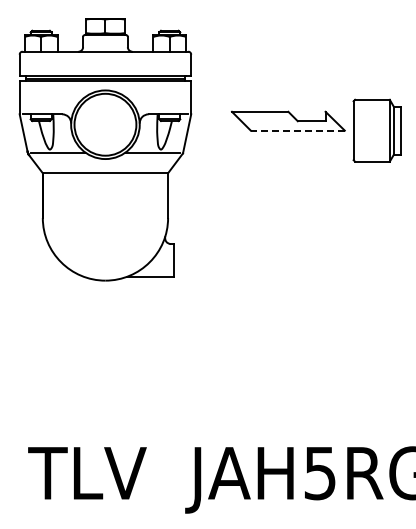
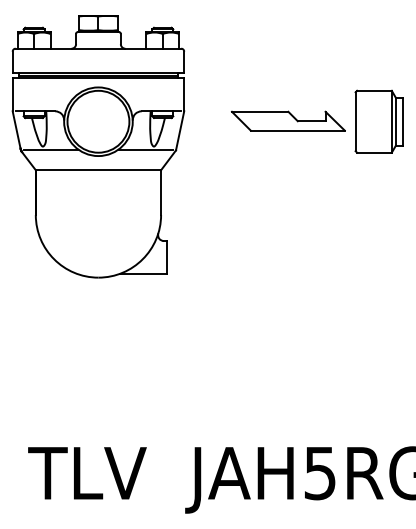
line: dashed -> solid (297, 130)
part position: (376, 130) -> (378, 121) (378, 121)
part position: (105, 149) -> (98, 146) (98, 146)
